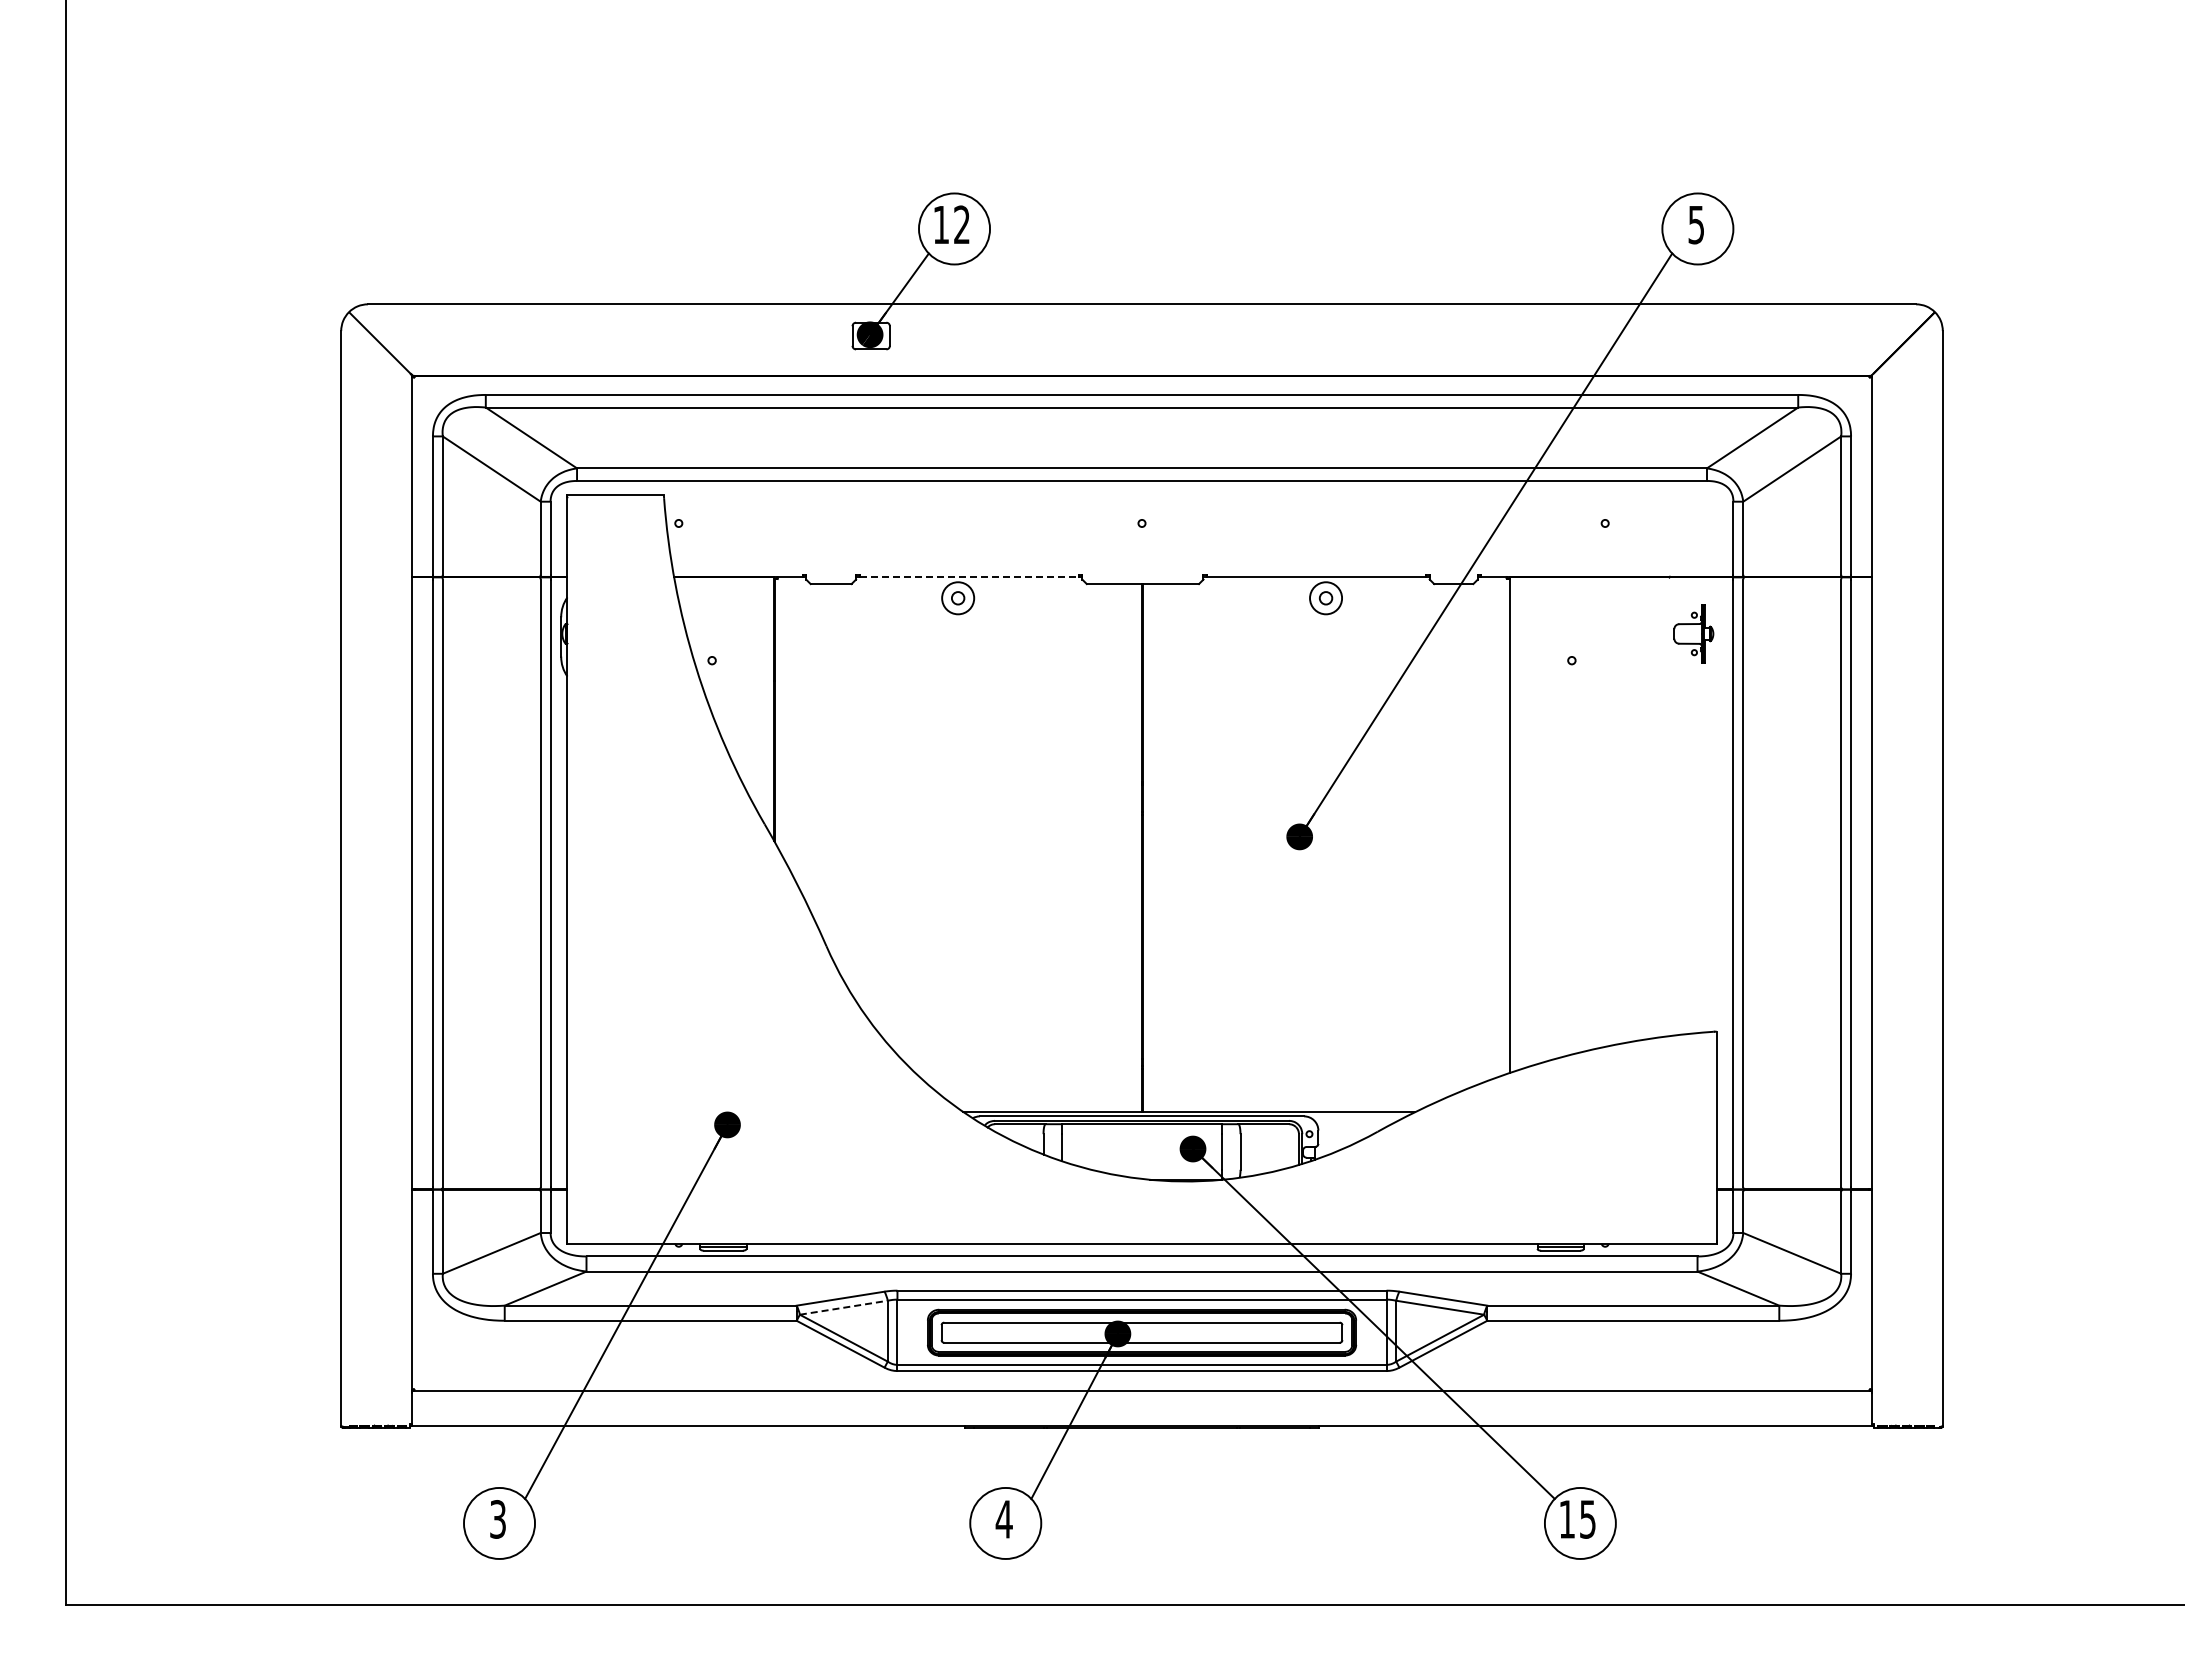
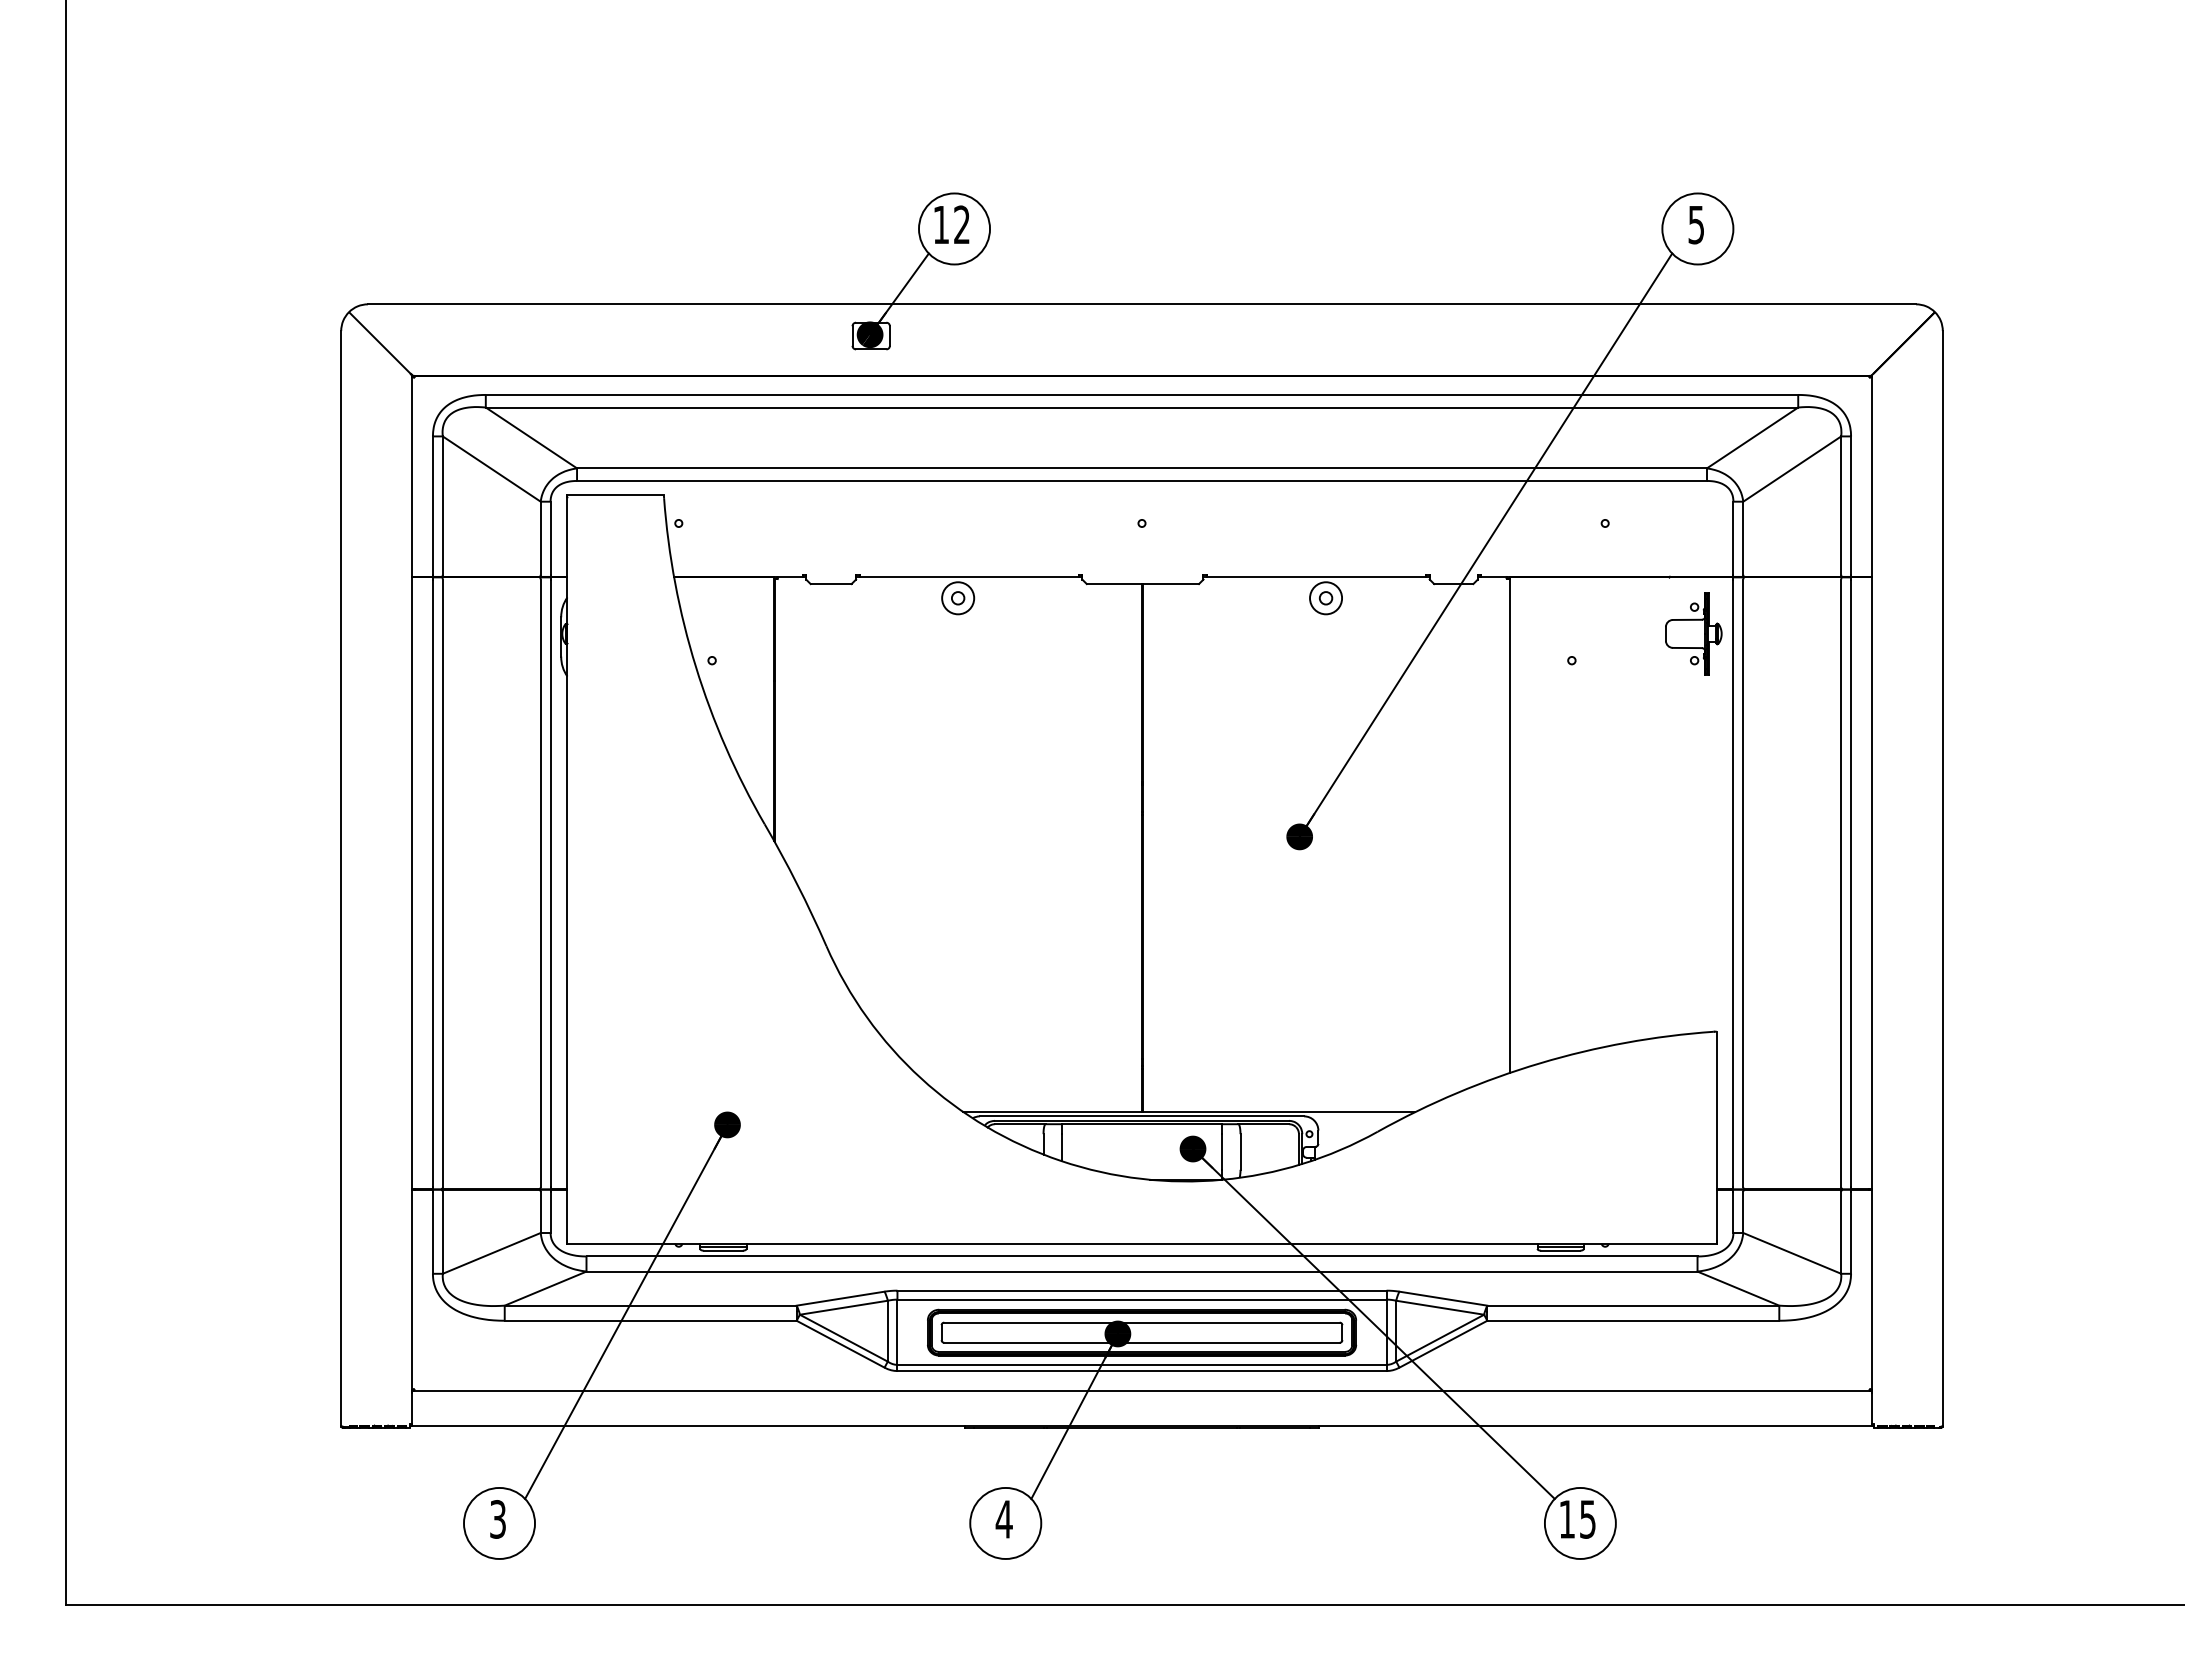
line: dashed -> solid (969, 576)
part size: 42x60 px -> 58x84 px (1693, 633)
line: dashed -> solid (843, 1307)
